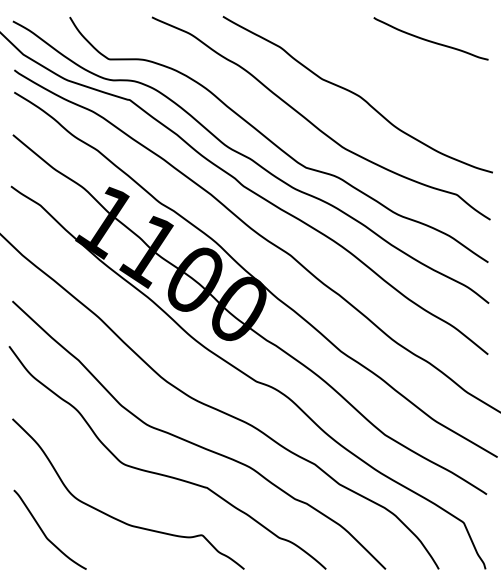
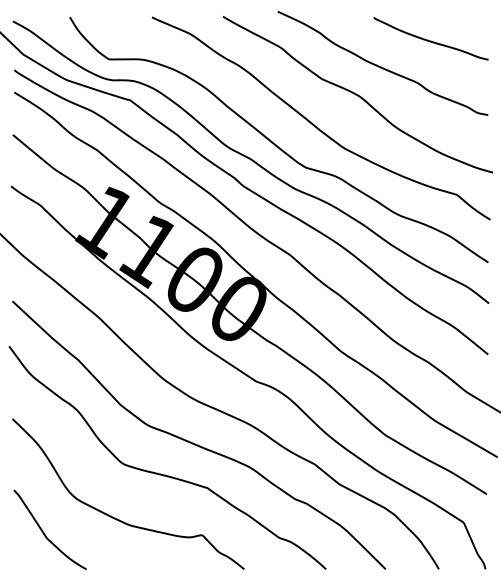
curve: none -> present (381, 66)
